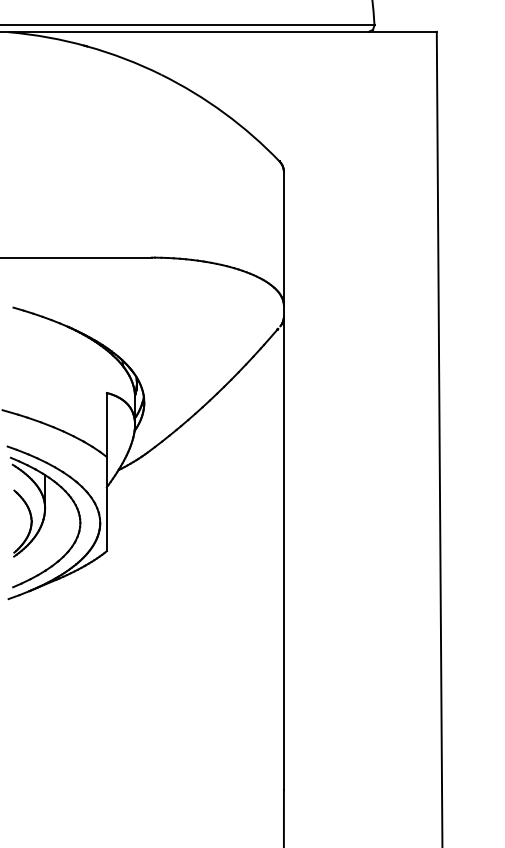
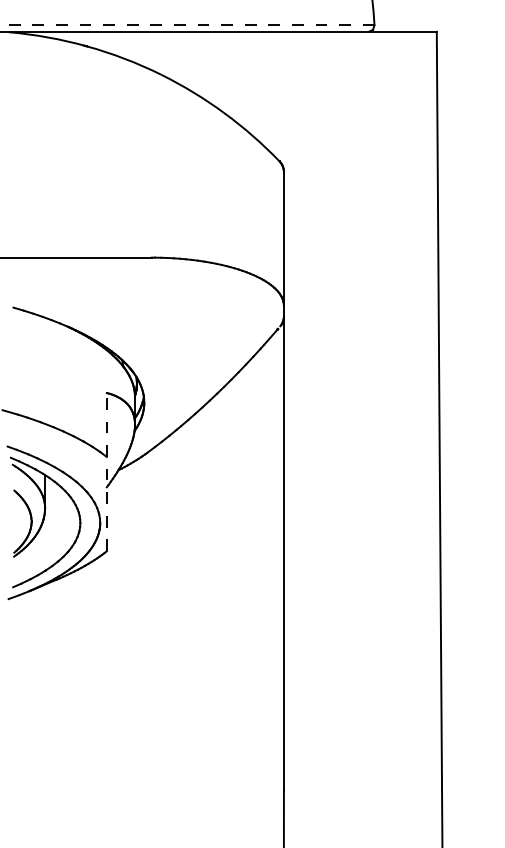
line: solid -> dashed (187, 25)
line: solid -> dashed (106, 471)
